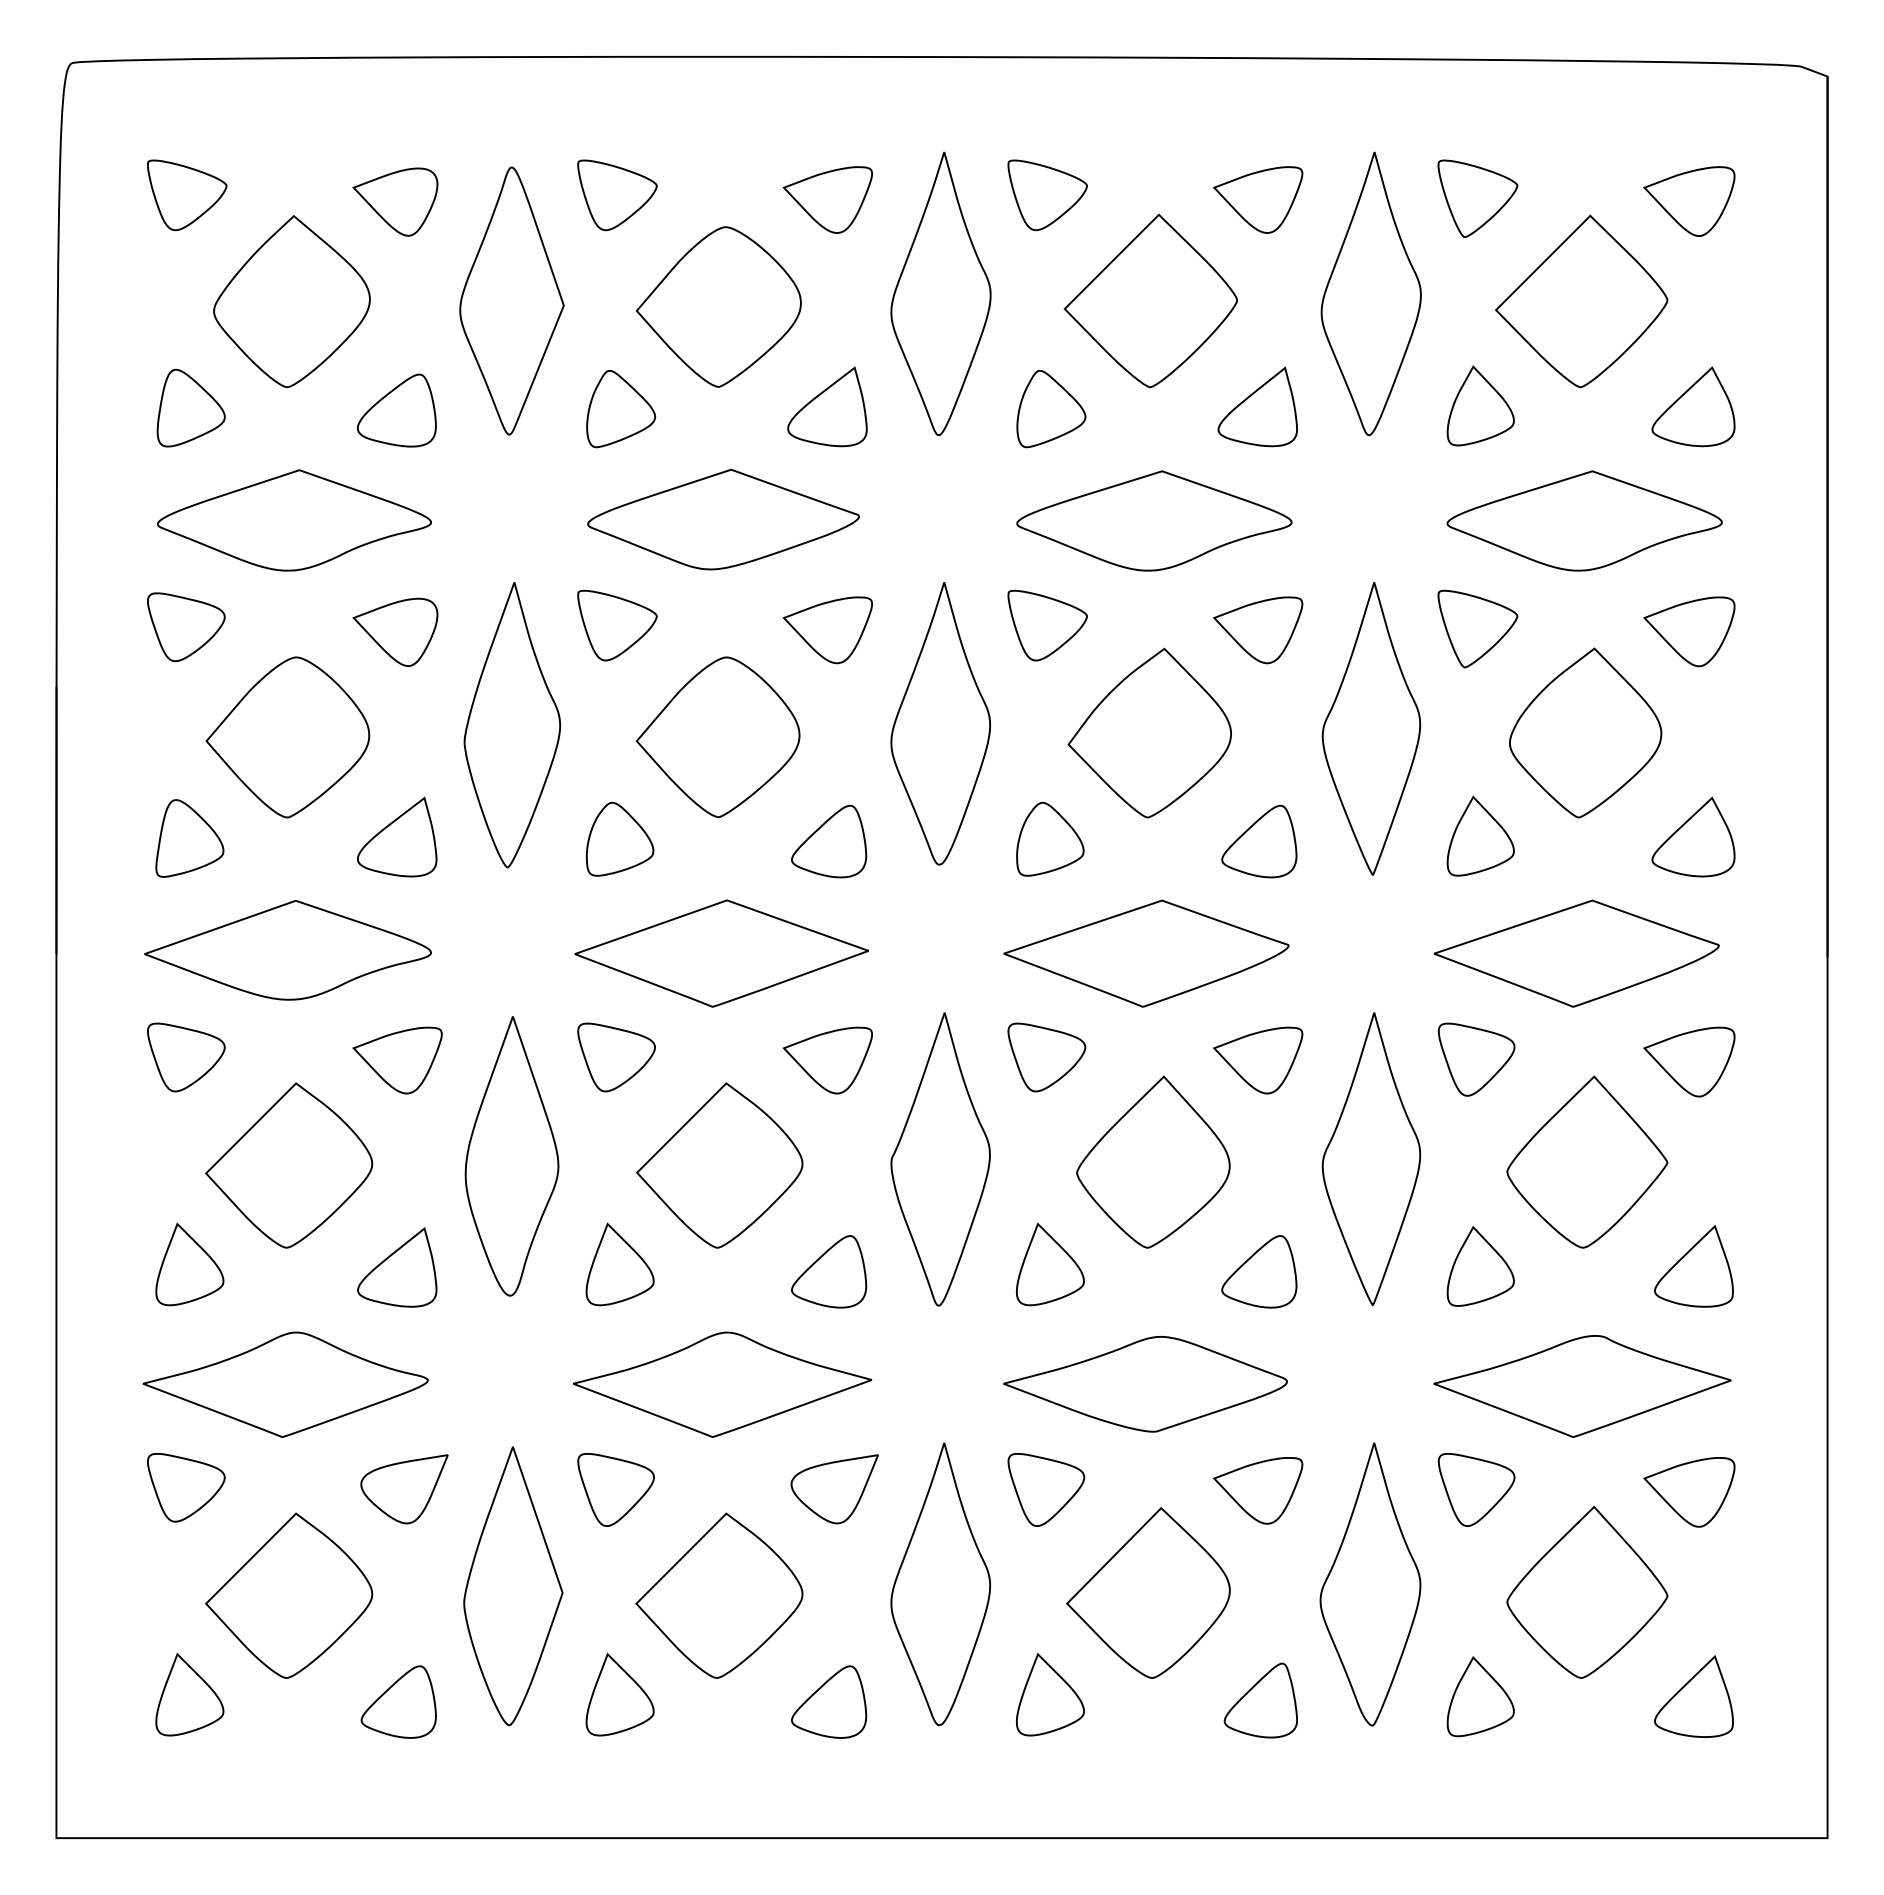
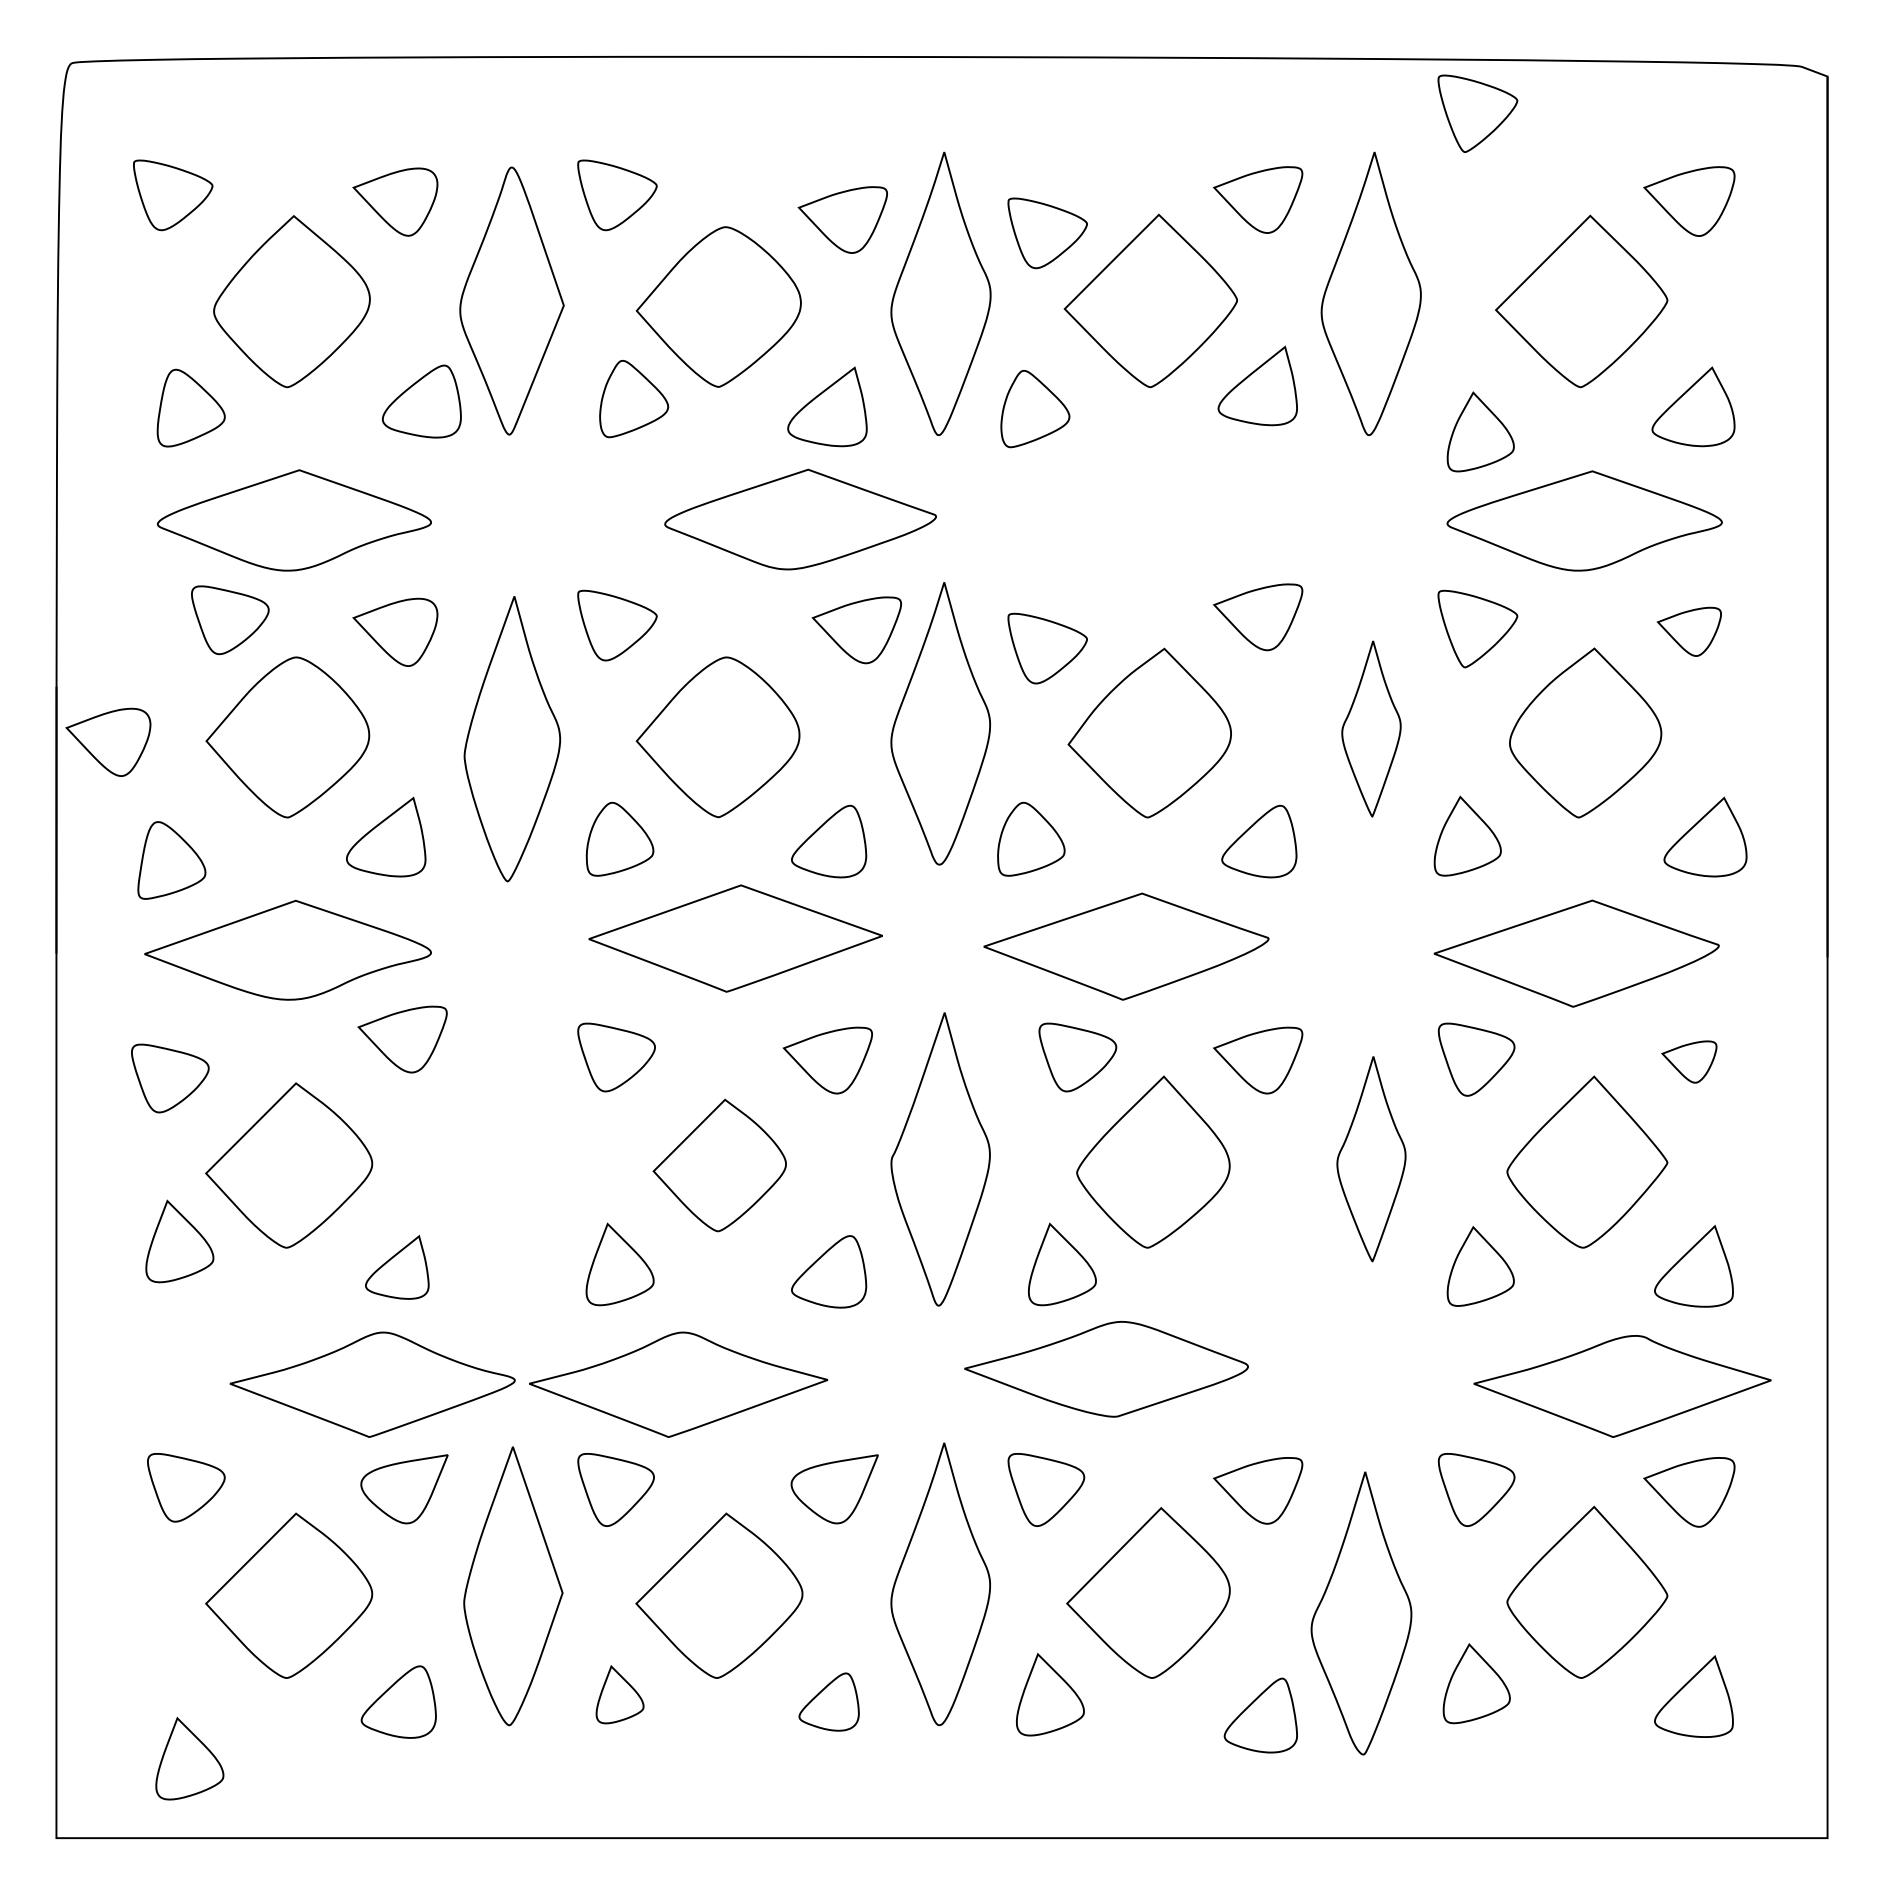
part position: (187, 195) -> (173, 195) (173, 195)
part position: (1047, 195) -> (1047, 233) (1047, 233)
part position: (1477, 198) -> (1477, 113) (1477, 113)
part position: (827, 199) -> (842, 219) (842, 219)
part position: (1480, 405) -> (1480, 431) (1480, 431)
part position: (1257, 406) -> (1257, 385) (1257, 385)
part position: (621, 409) -> (634, 399) (634, 399)
part position: (1051, 409) -> (1035, 409) (1035, 409)
part position: (396, 410) -> (421, 401) (421, 401)
part position: (723, 519) -> (800, 519) (800, 519)
part: present -> none (1154, 520)
part position: (1047, 625) -> (1047, 648) (1047, 648)
part position: (186, 627) -> (230, 620) (230, 620)
part position: (827, 630) -> (856, 630) (856, 630)
part position: (1257, 630) -> (1257, 617) (1257, 617)
part size: 93x72 px -> 66x51 px (1688, 631)
part position: (512, 725) -> (512, 739) (512, 739)
part size: 101x294 px -> 61x178 px (1371, 728)
part: none -> present (108, 741)
part position: (1480, 835) -> (1467, 835) (1467, 835)
part position: (397, 836) -> (386, 836) (386, 836)
part position: (1693, 836) -> (1705, 836) (1705, 836)
part position: (189, 838) -> (171, 860) (171, 860)
part position: (1050, 838) -> (1031, 838) (1031, 838)
part position: (721, 953) -> (735, 938) (735, 938)
part position: (1146, 953) -> (1126, 946) (1126, 946)
part position: (186, 1057) -> (170, 1078) (170, 1078)
part position: (1046, 1057) -> (1077, 1057) (1077, 1057)
part position: (397, 1060) -> (402, 1039) (402, 1039)
part size: 93x72 px -> 57x44 px (1689, 1061)
part: present -> none (511, 1156)
part size: 101x294 px -> 71x207 px (1371, 1159)
part size: 168x167 px -> 135x135 px (719, 1165)
part position: (189, 1264) -> (179, 1241) (179, 1241)
part position: (1050, 1264) -> (1062, 1264) (1062, 1264)
part size: 81x81 px -> 65x65 px (397, 1267)
part: present -> none (1259, 1271)
part position: (285, 1384) -> (372, 1384) (372, 1384)
part position: (722, 1384) -> (678, 1384) (678, 1384)
part position: (1145, 1384) -> (1106, 1369) (1106, 1369)
part position: (1582, 1386) -> (1622, 1386) (1622, 1386)
part position: (1370, 1584) -> (1361, 1613) (1361, 1613)
part position: (189, 1694) -> (189, 1758) (189, 1758)
part size: 70x84 px -> 50x60 px (619, 1694)
part position: (1480, 1696) -> (1476, 1683) (1476, 1683)
part position: (1260, 1700) -> (1260, 1715) (1260, 1715)
part size: 77x74 px -> 62x60 px (828, 1701)
